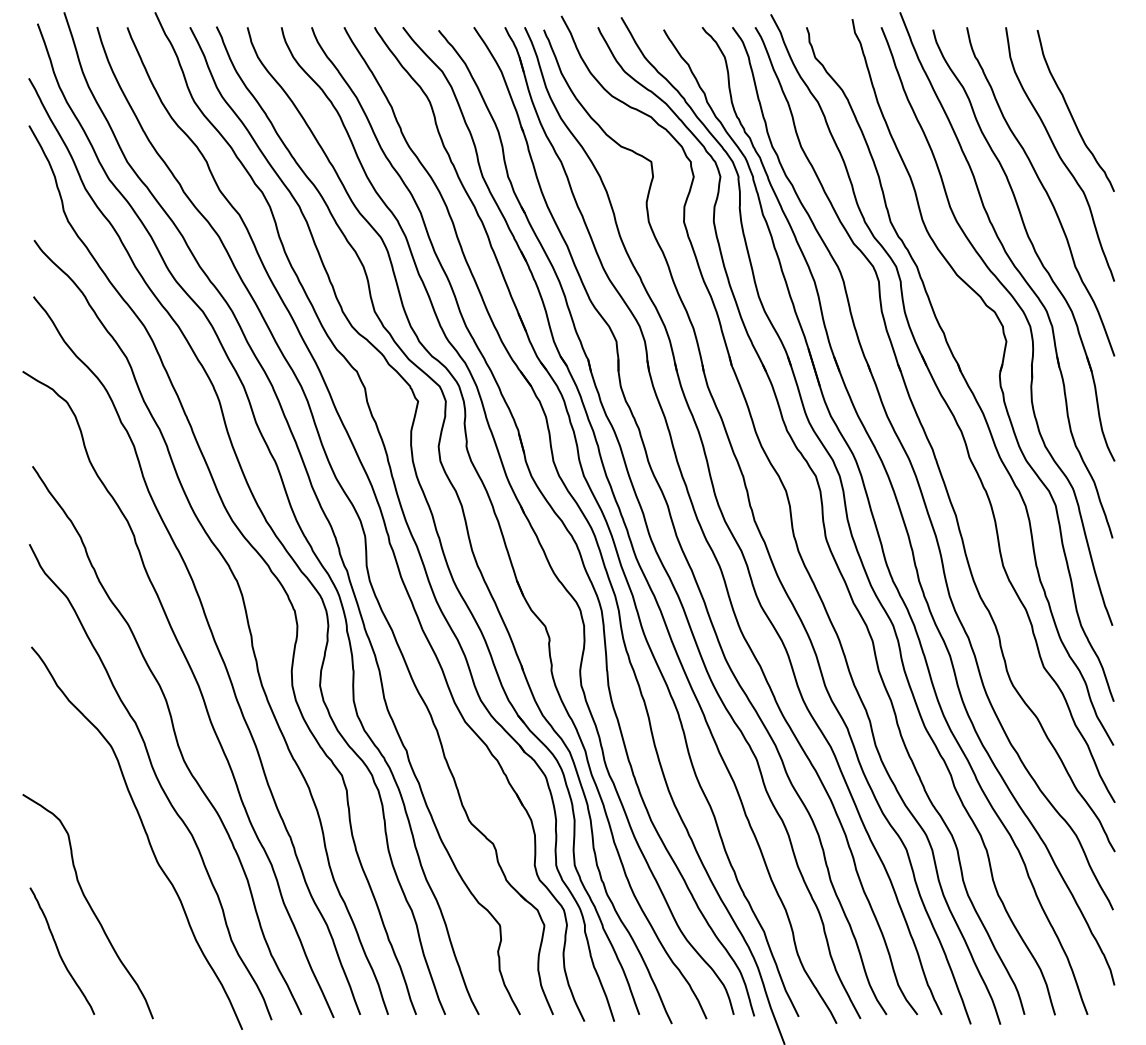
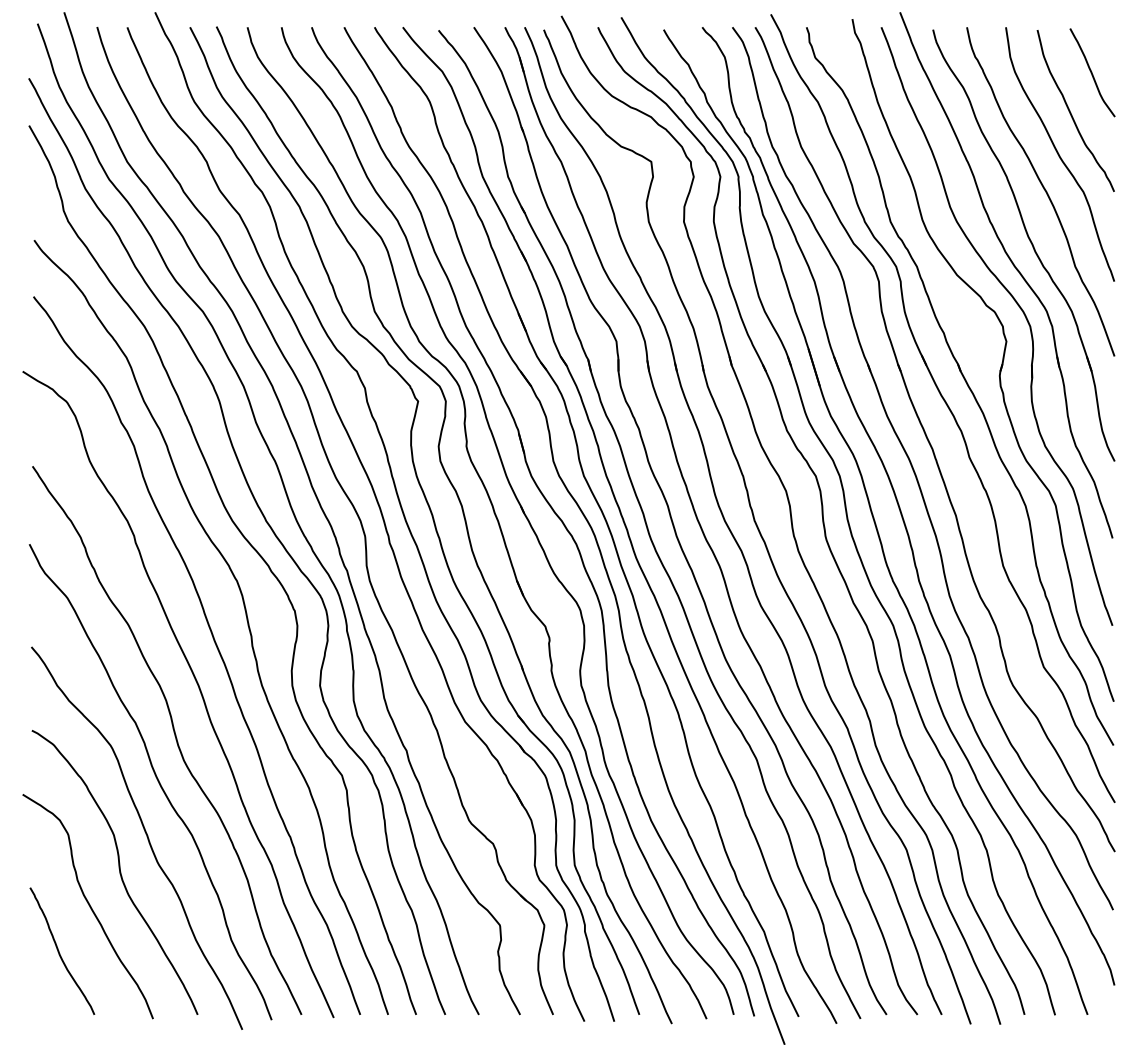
curve: none -> present (1092, 72)
curve: none -> present (119, 872)
